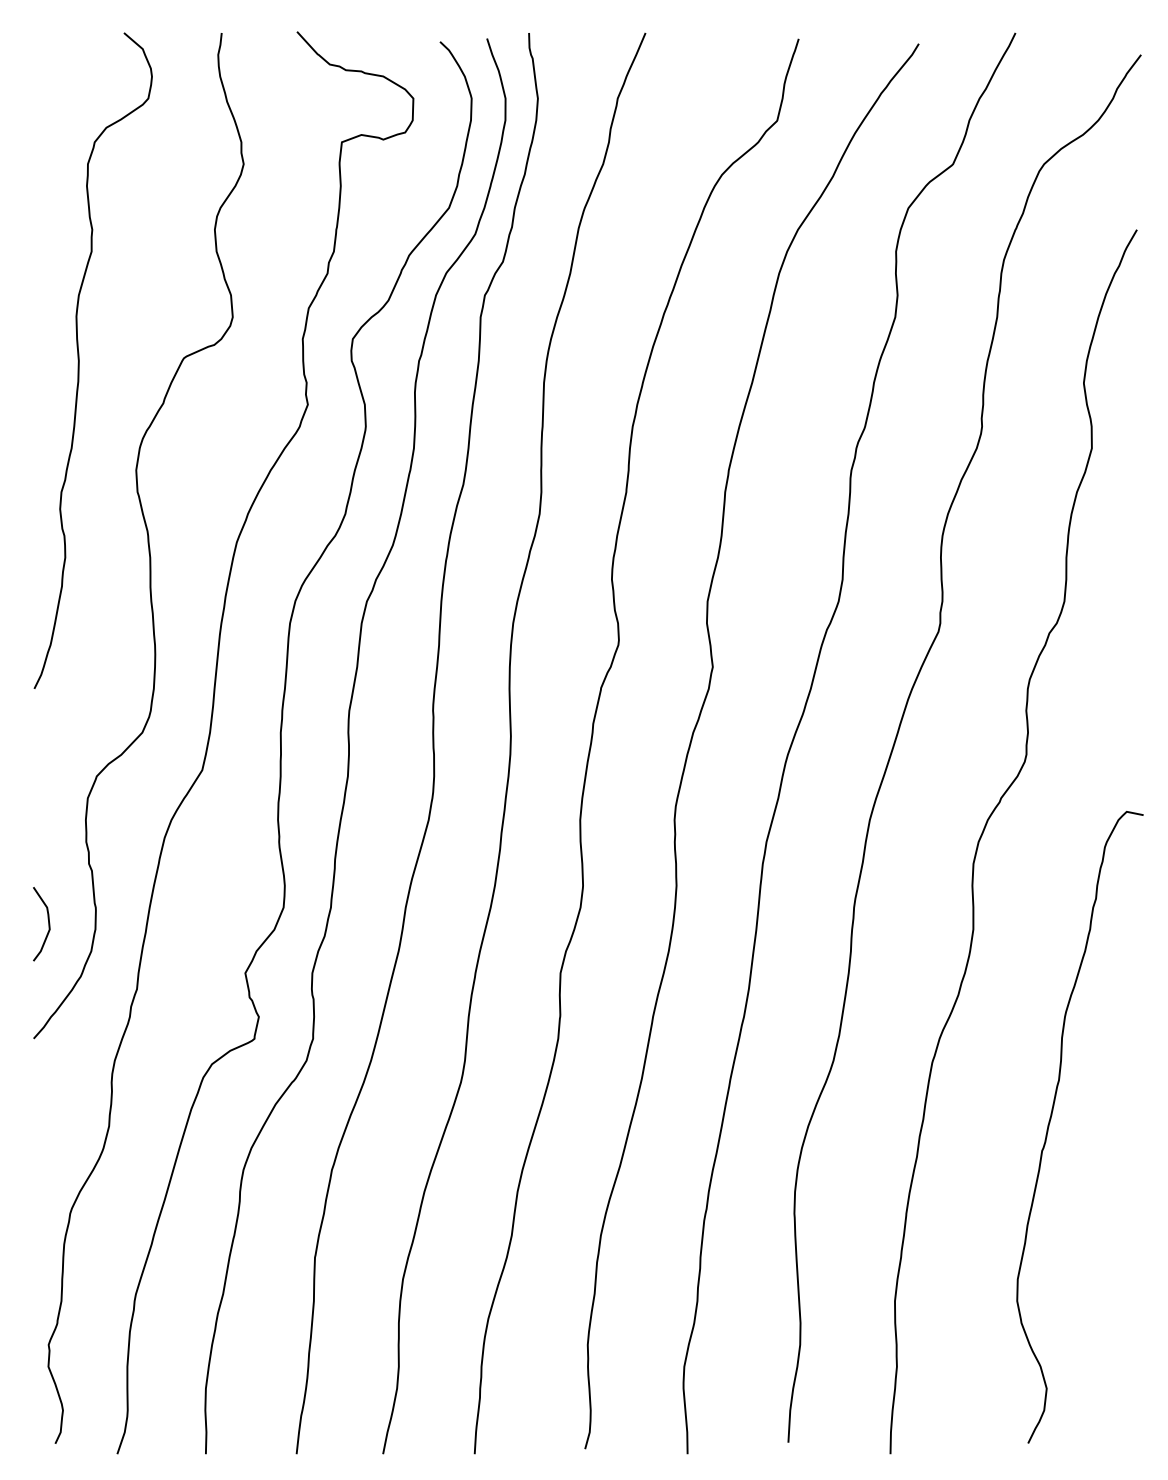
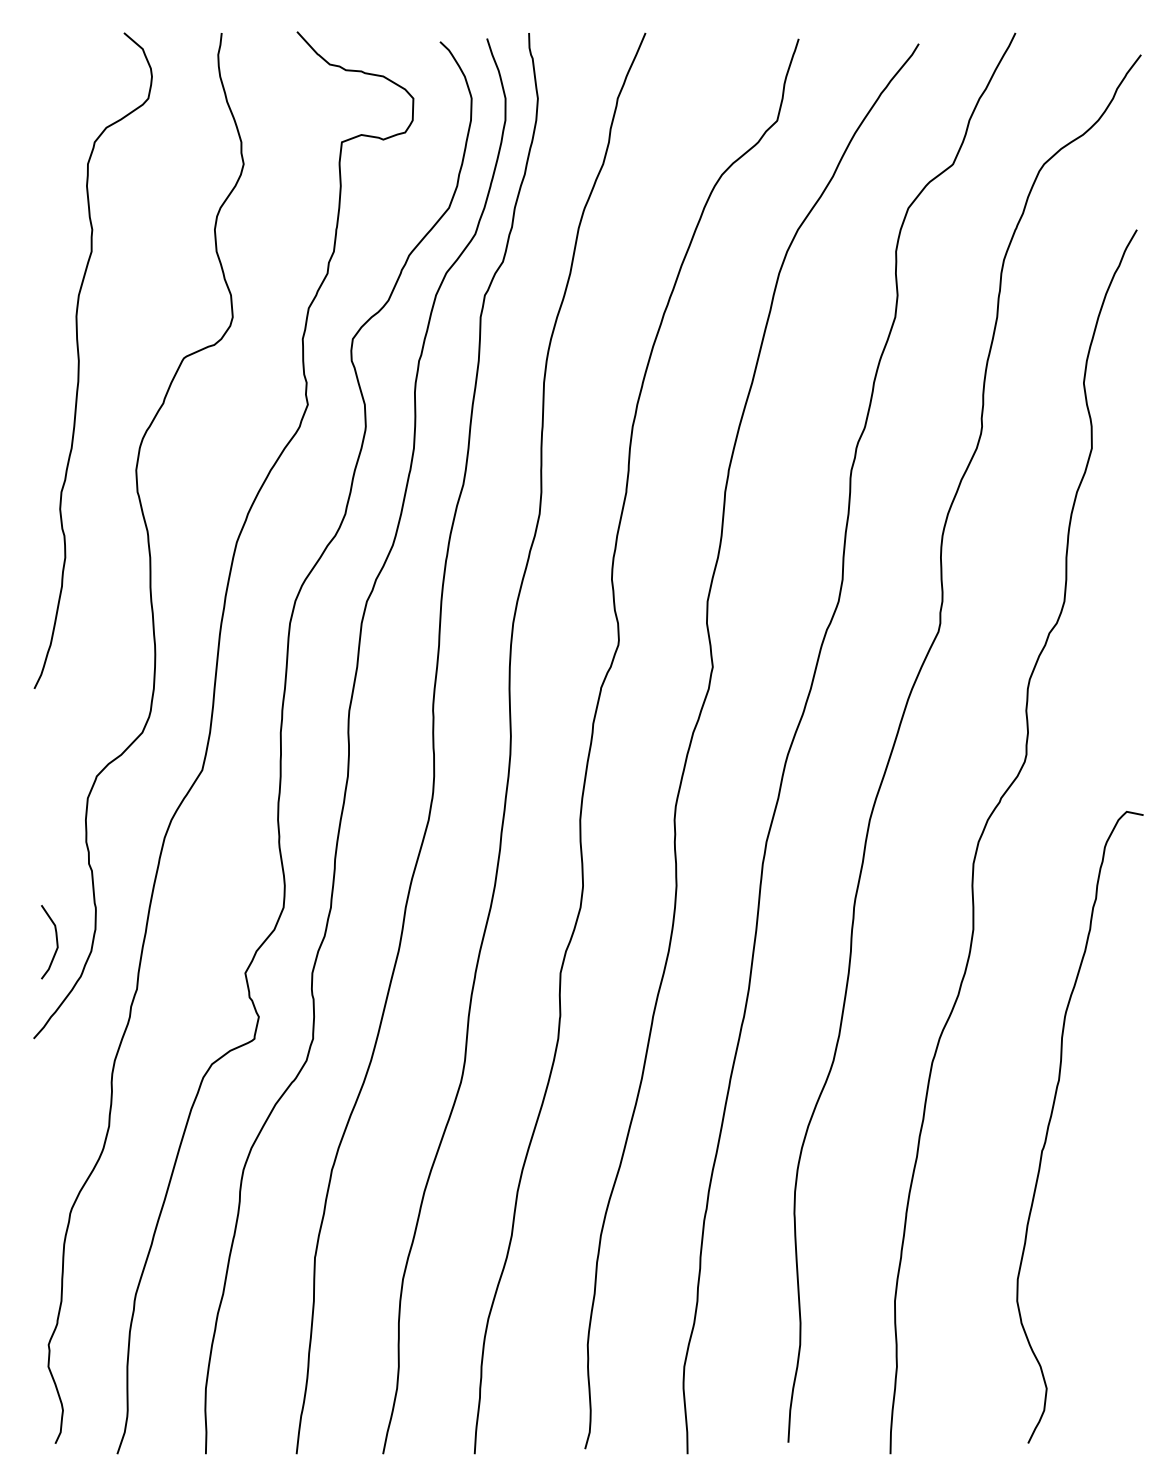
curve position: (48, 924) -> (56, 942) (56, 942)
